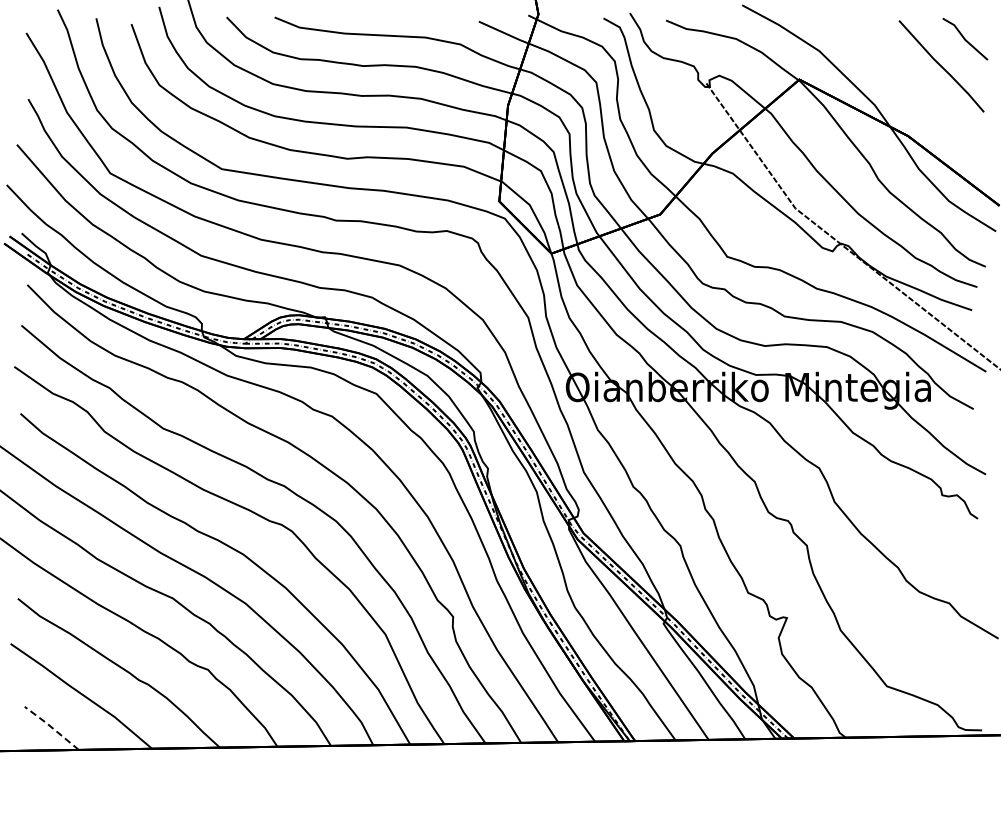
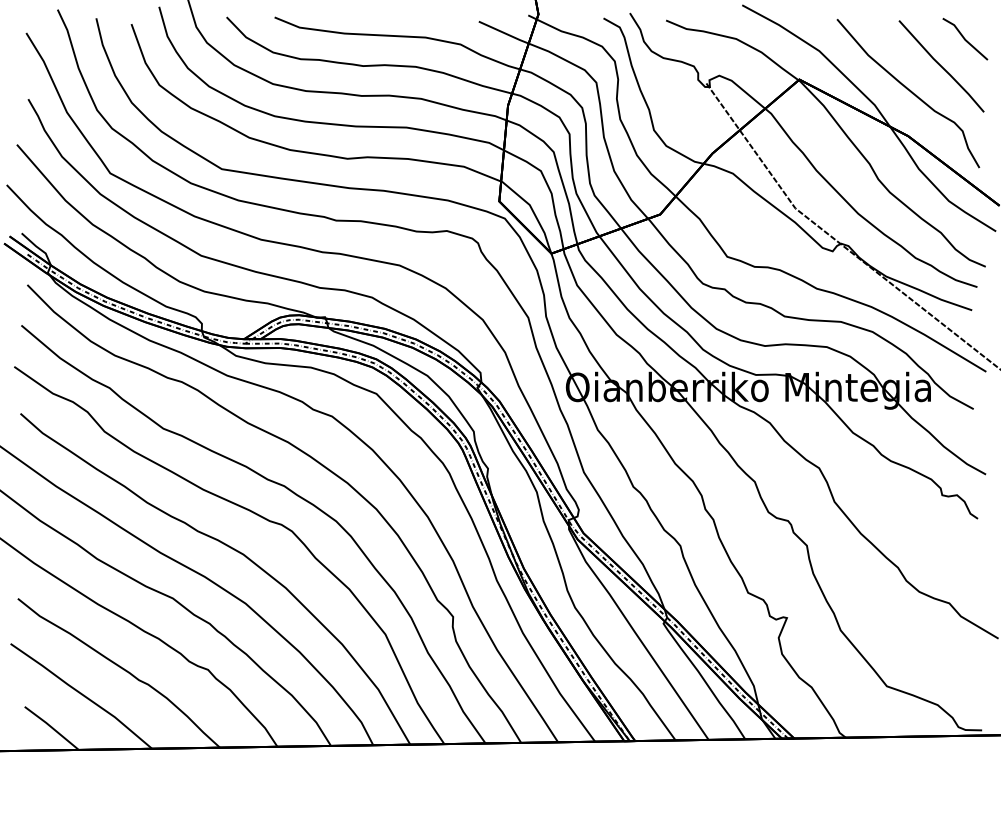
curve: none -> present (909, 91)
line: dashed -> solid (51, 727)
